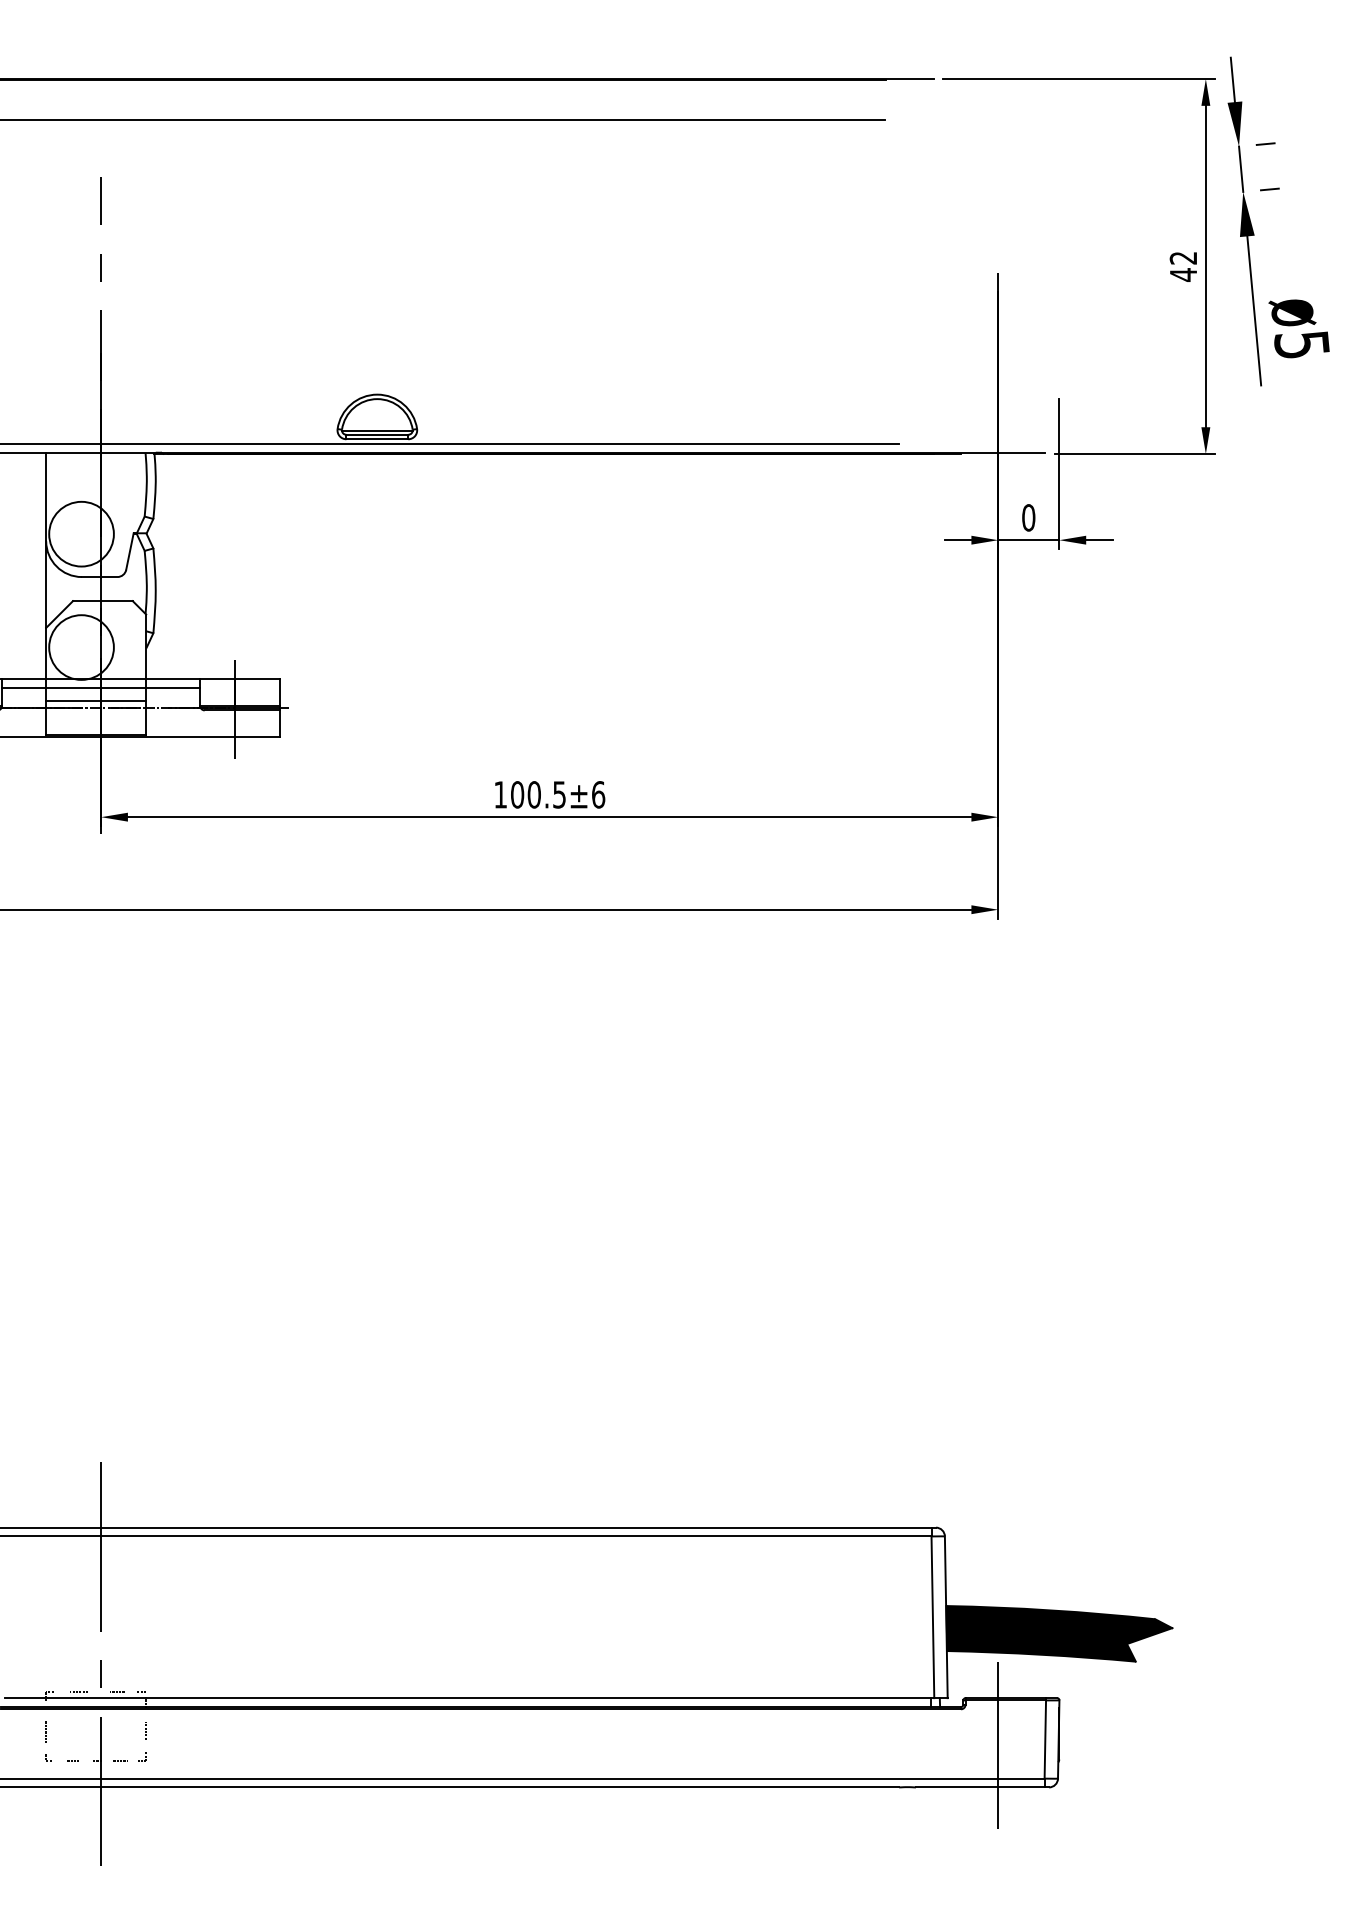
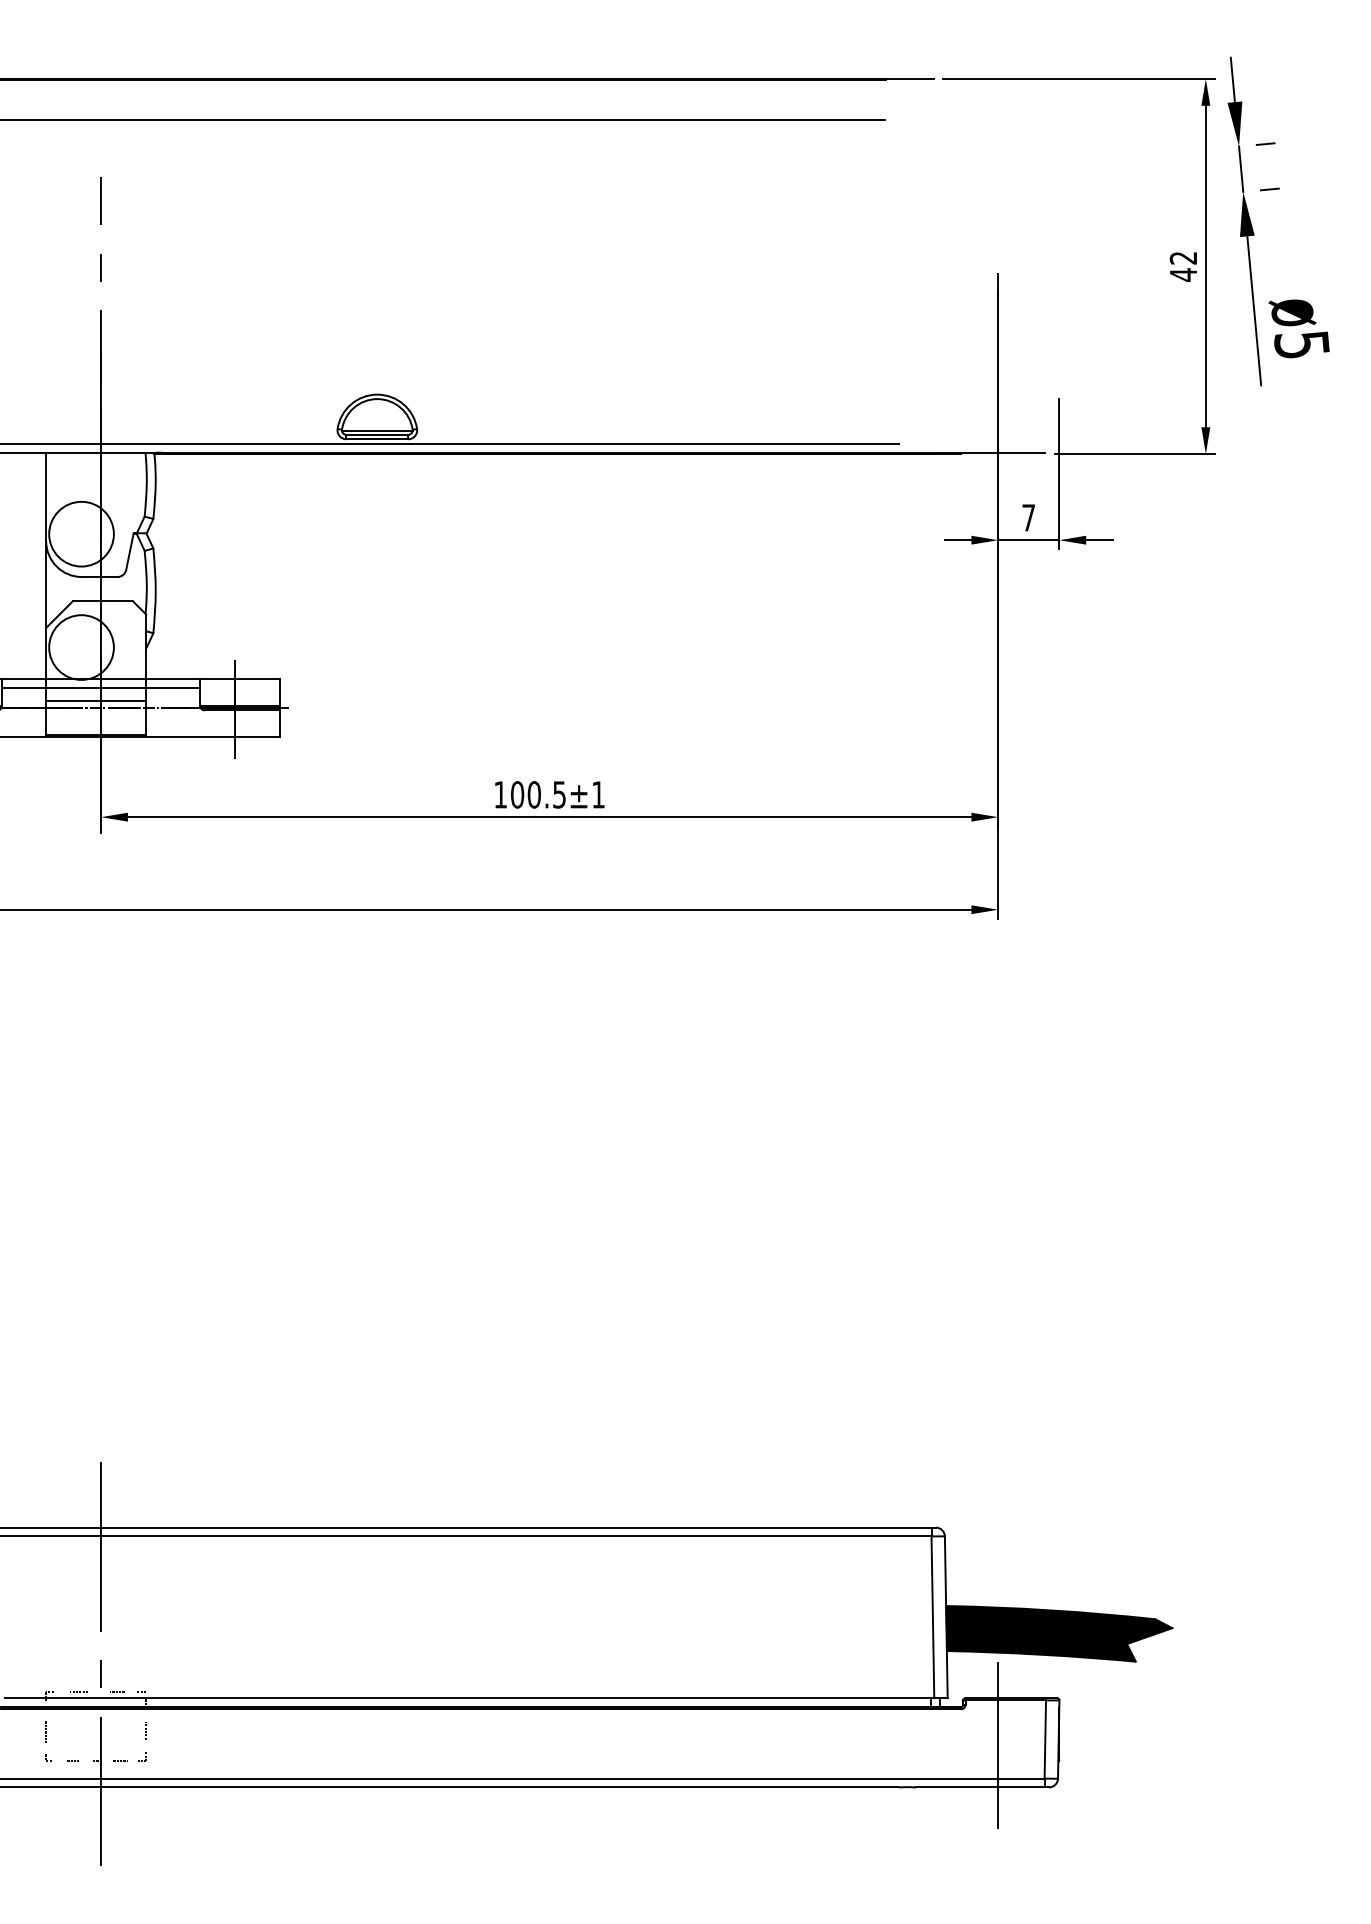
text: 0 -> 7 (1028, 517)
text: 100.5±6 -> 100.5±1 (598, 794)
